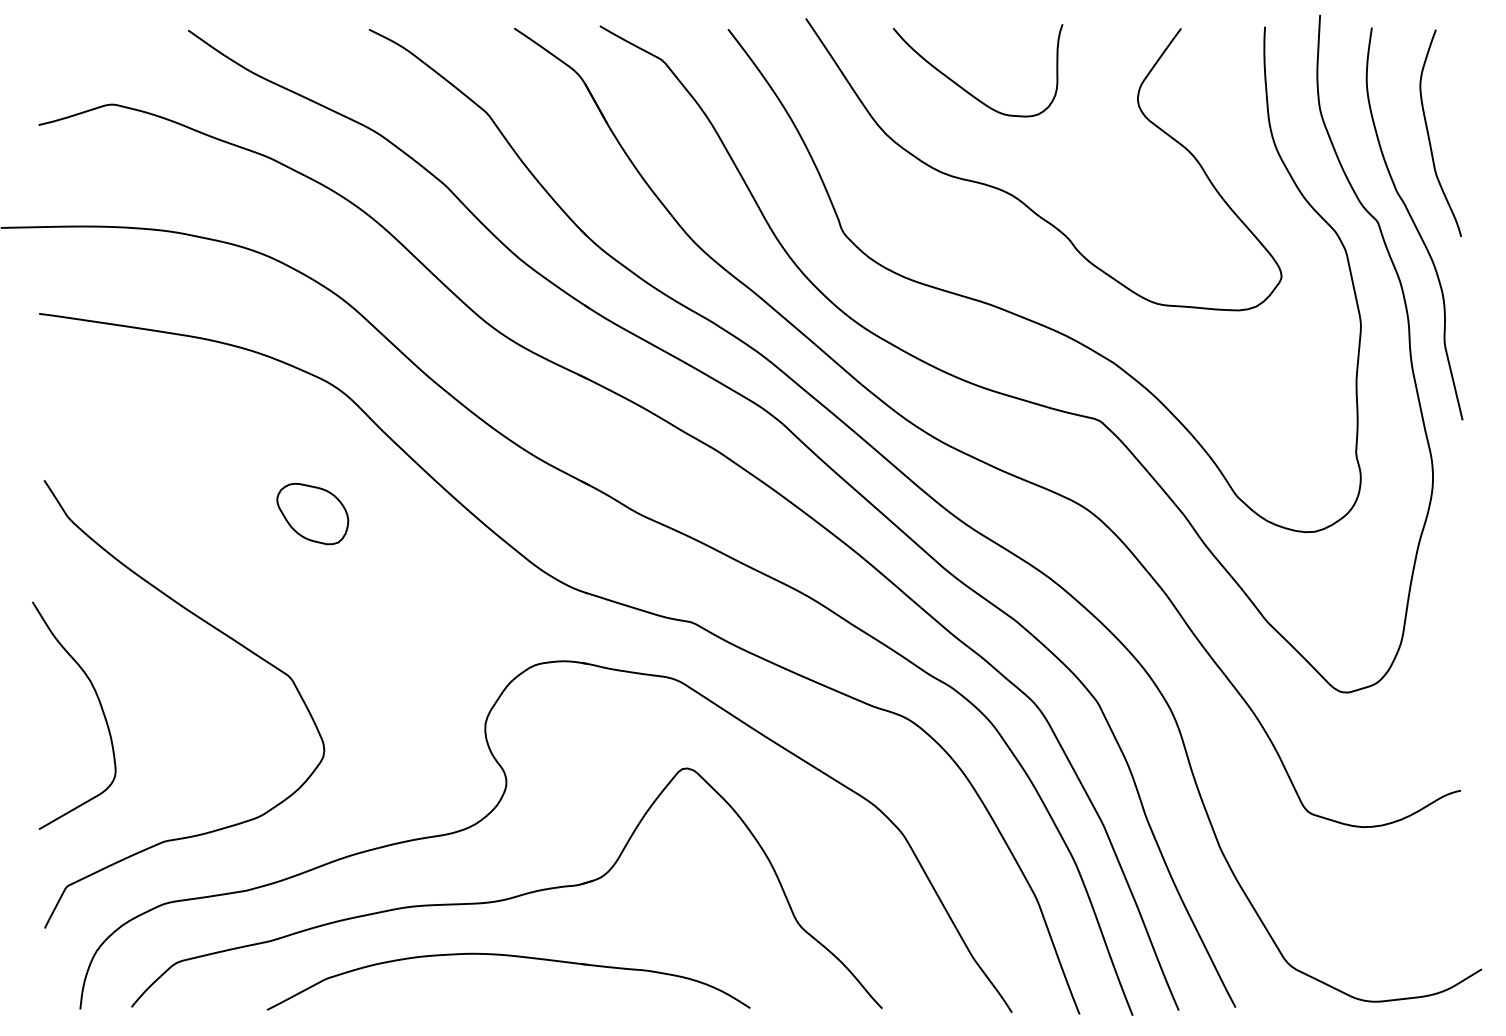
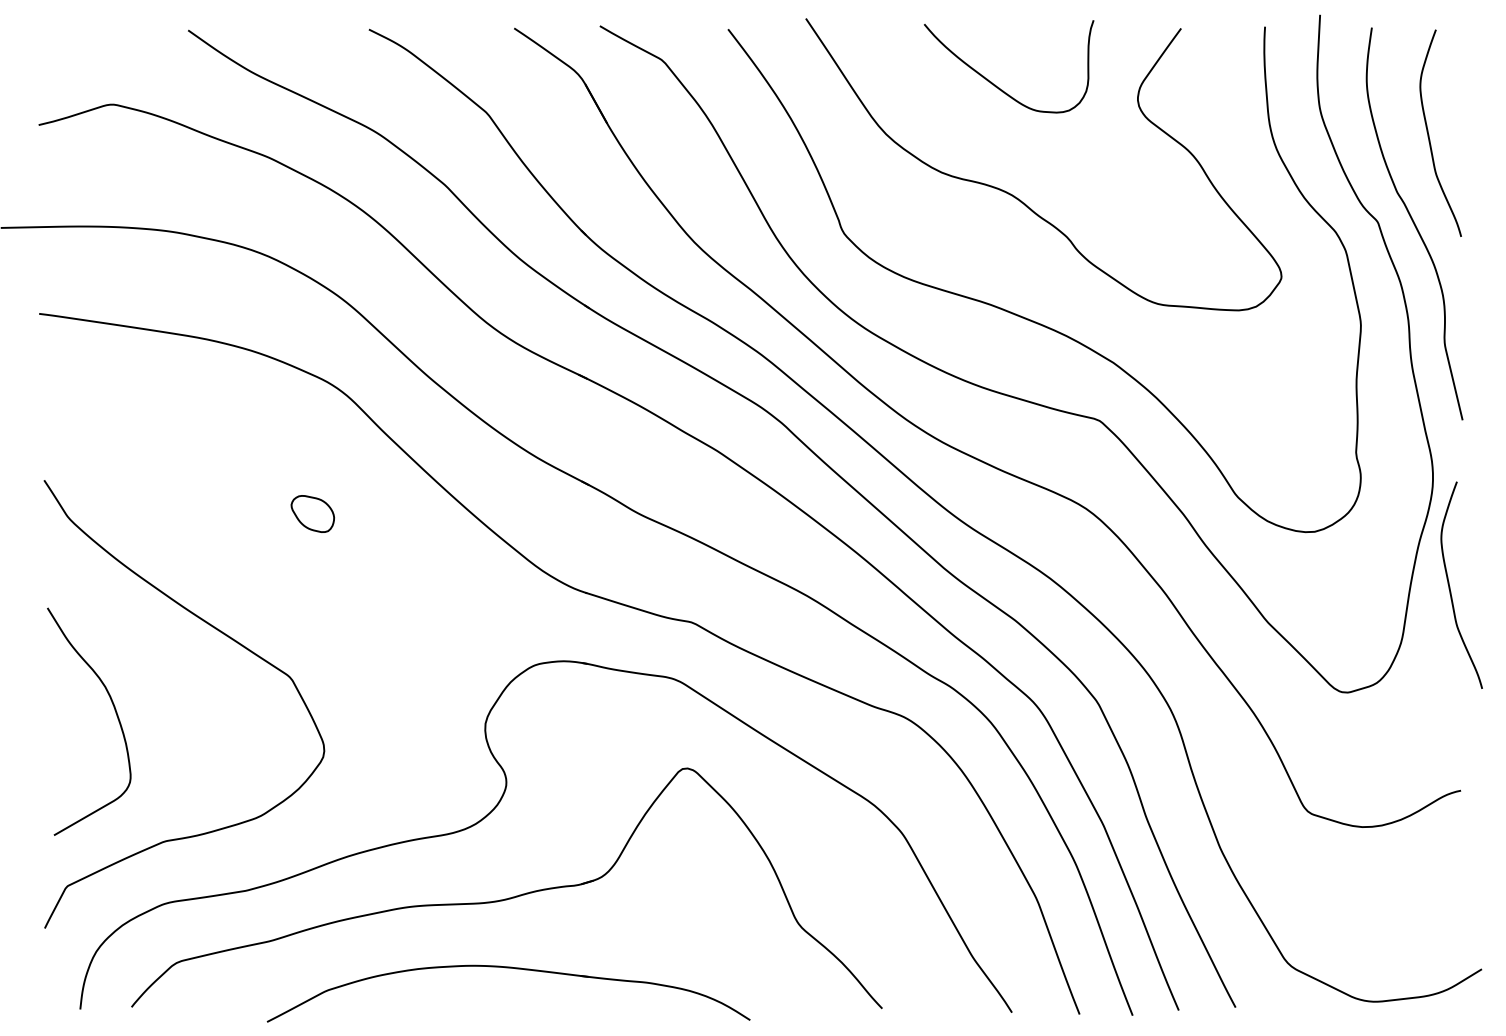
curve position: (964, 88) -> (995, 84) (995, 84)
part size: 74x64 px -> 45x38 px (312, 513)
curve: none -> present (1450, 586)
curve position: (100, 707) -> (115, 713) (115, 713)
part position: (508, 956) -> (508, 968) (508, 968)
